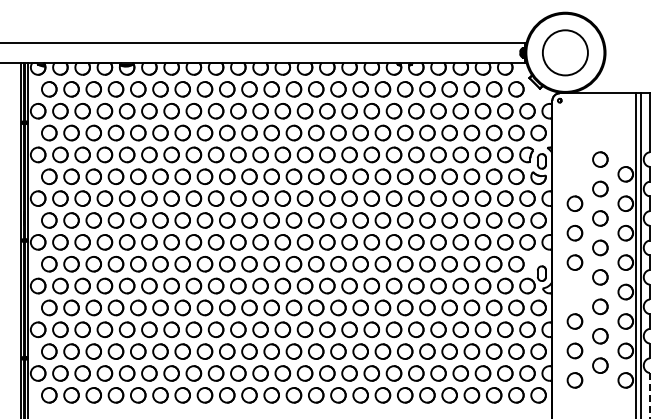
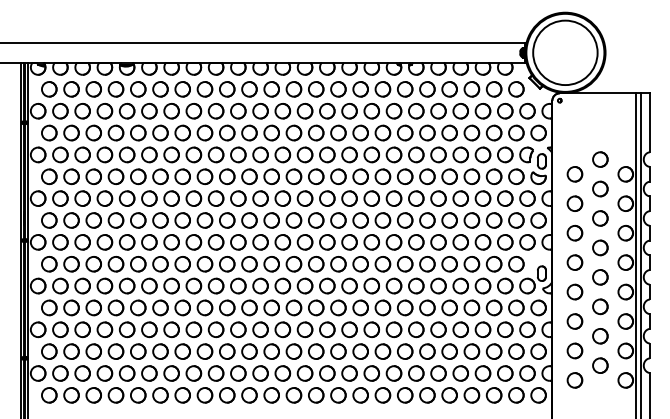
circle diameter: 45 px -> 64 px (565, 52)
part: none -> present (574, 174)
part: none -> present (574, 291)
line: dashed -> solid (649, 395)
